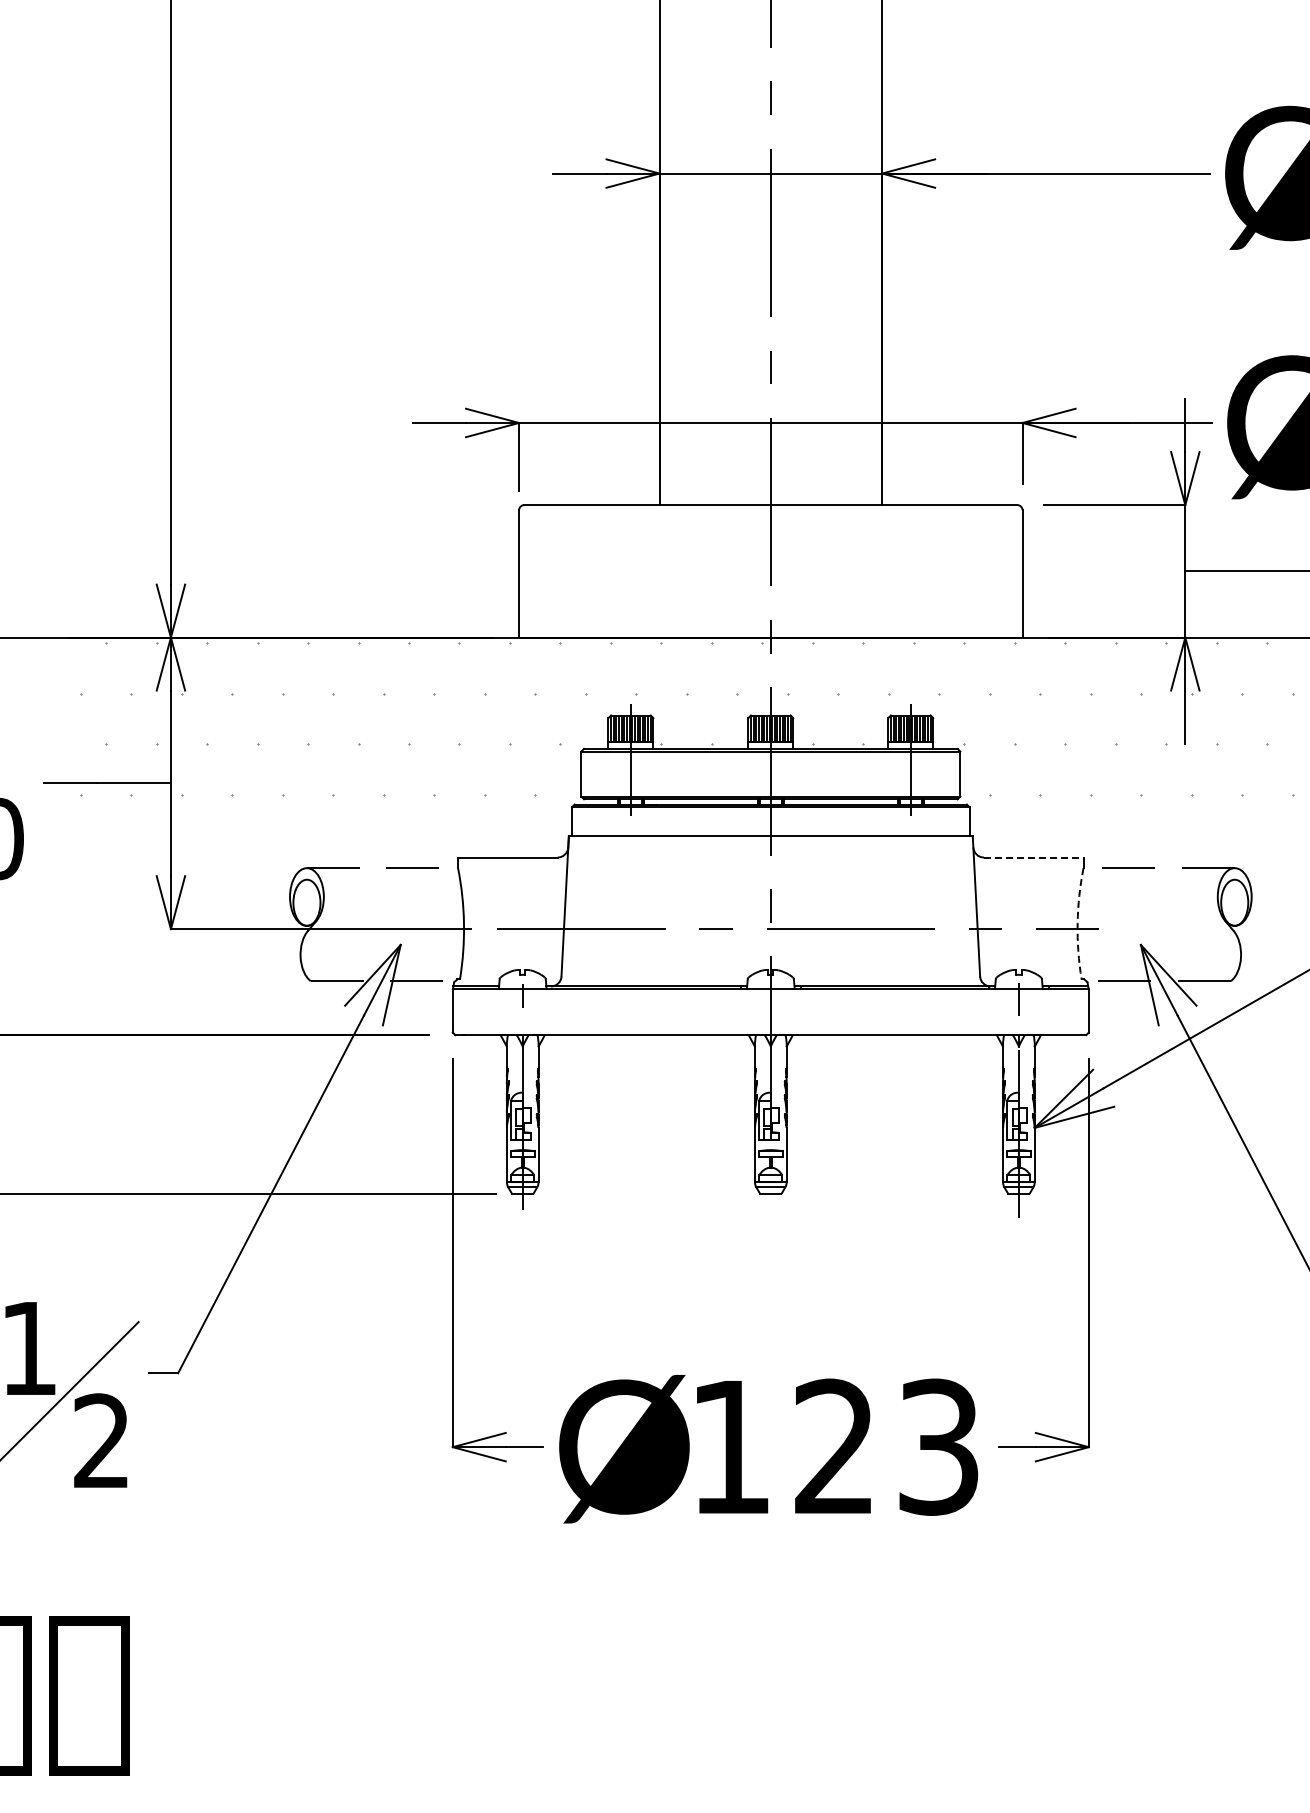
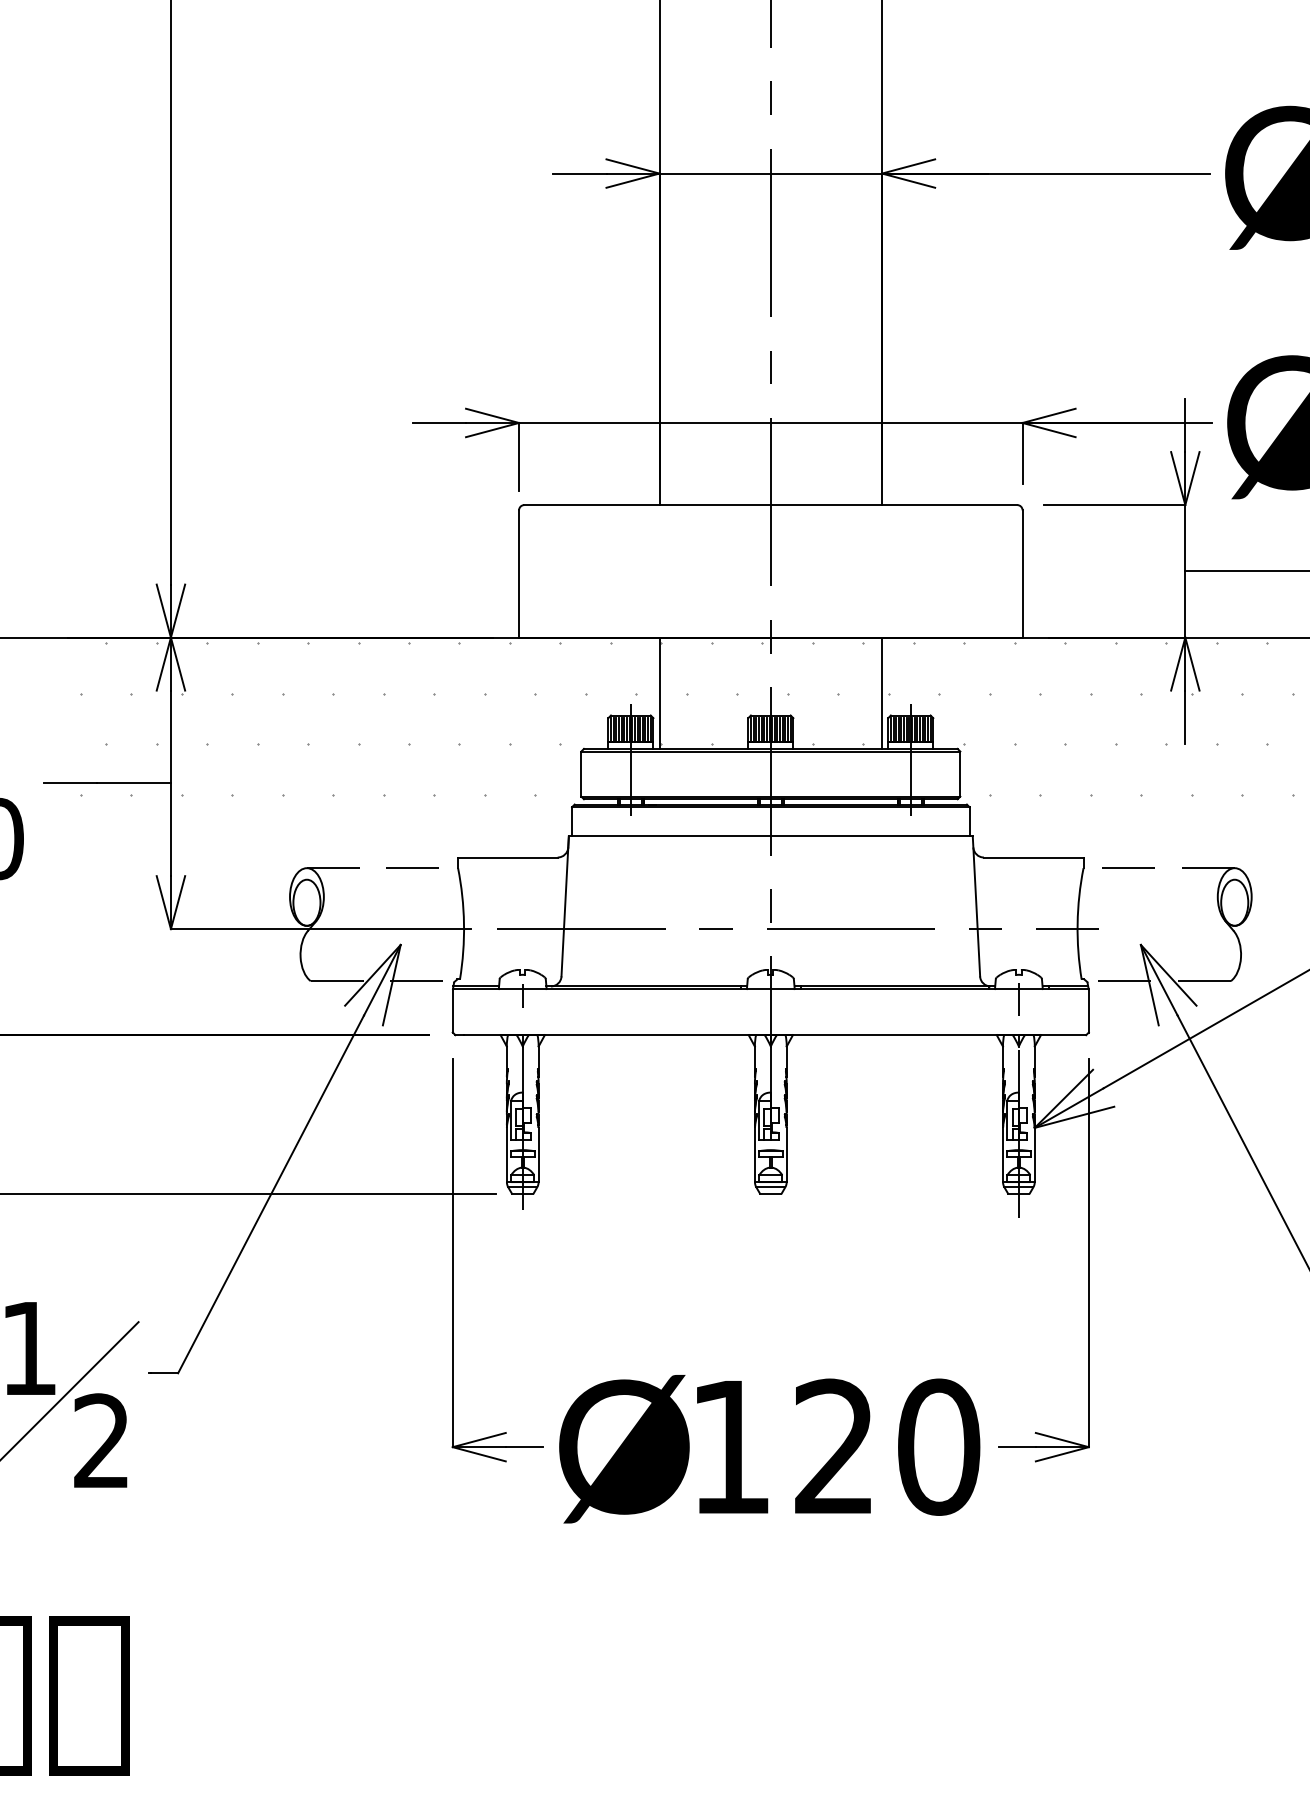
line: none -> present (659, 692)
line: none -> present (882, 692)
line: dashed -> solid (1033, 857)
arc: dashed -> solid (1077, 923)
text: 123 -> 120 (939, 1446)
